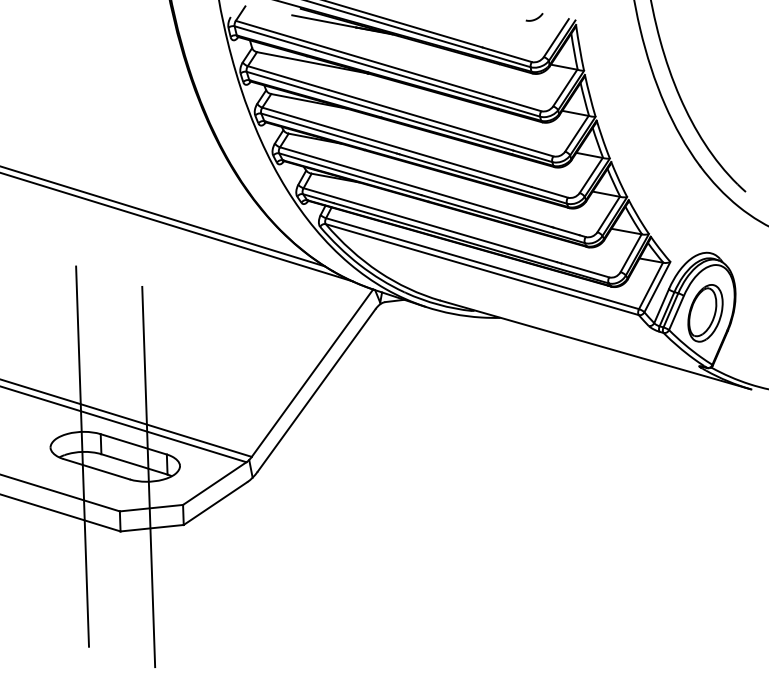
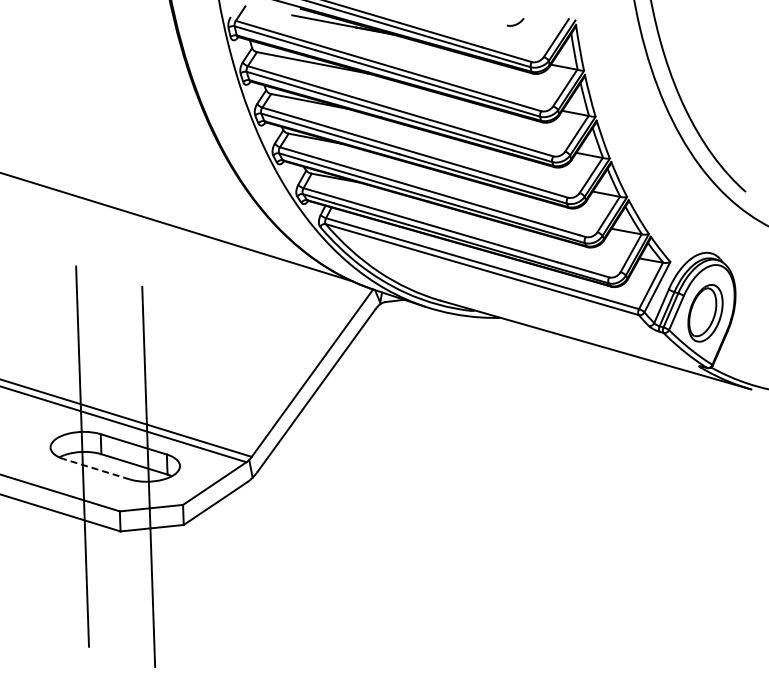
curve position: (534, 18) -> (515, 23) (515, 23)
line: present -> none (163, 216)
line: solid -> dashed (96, 469)
